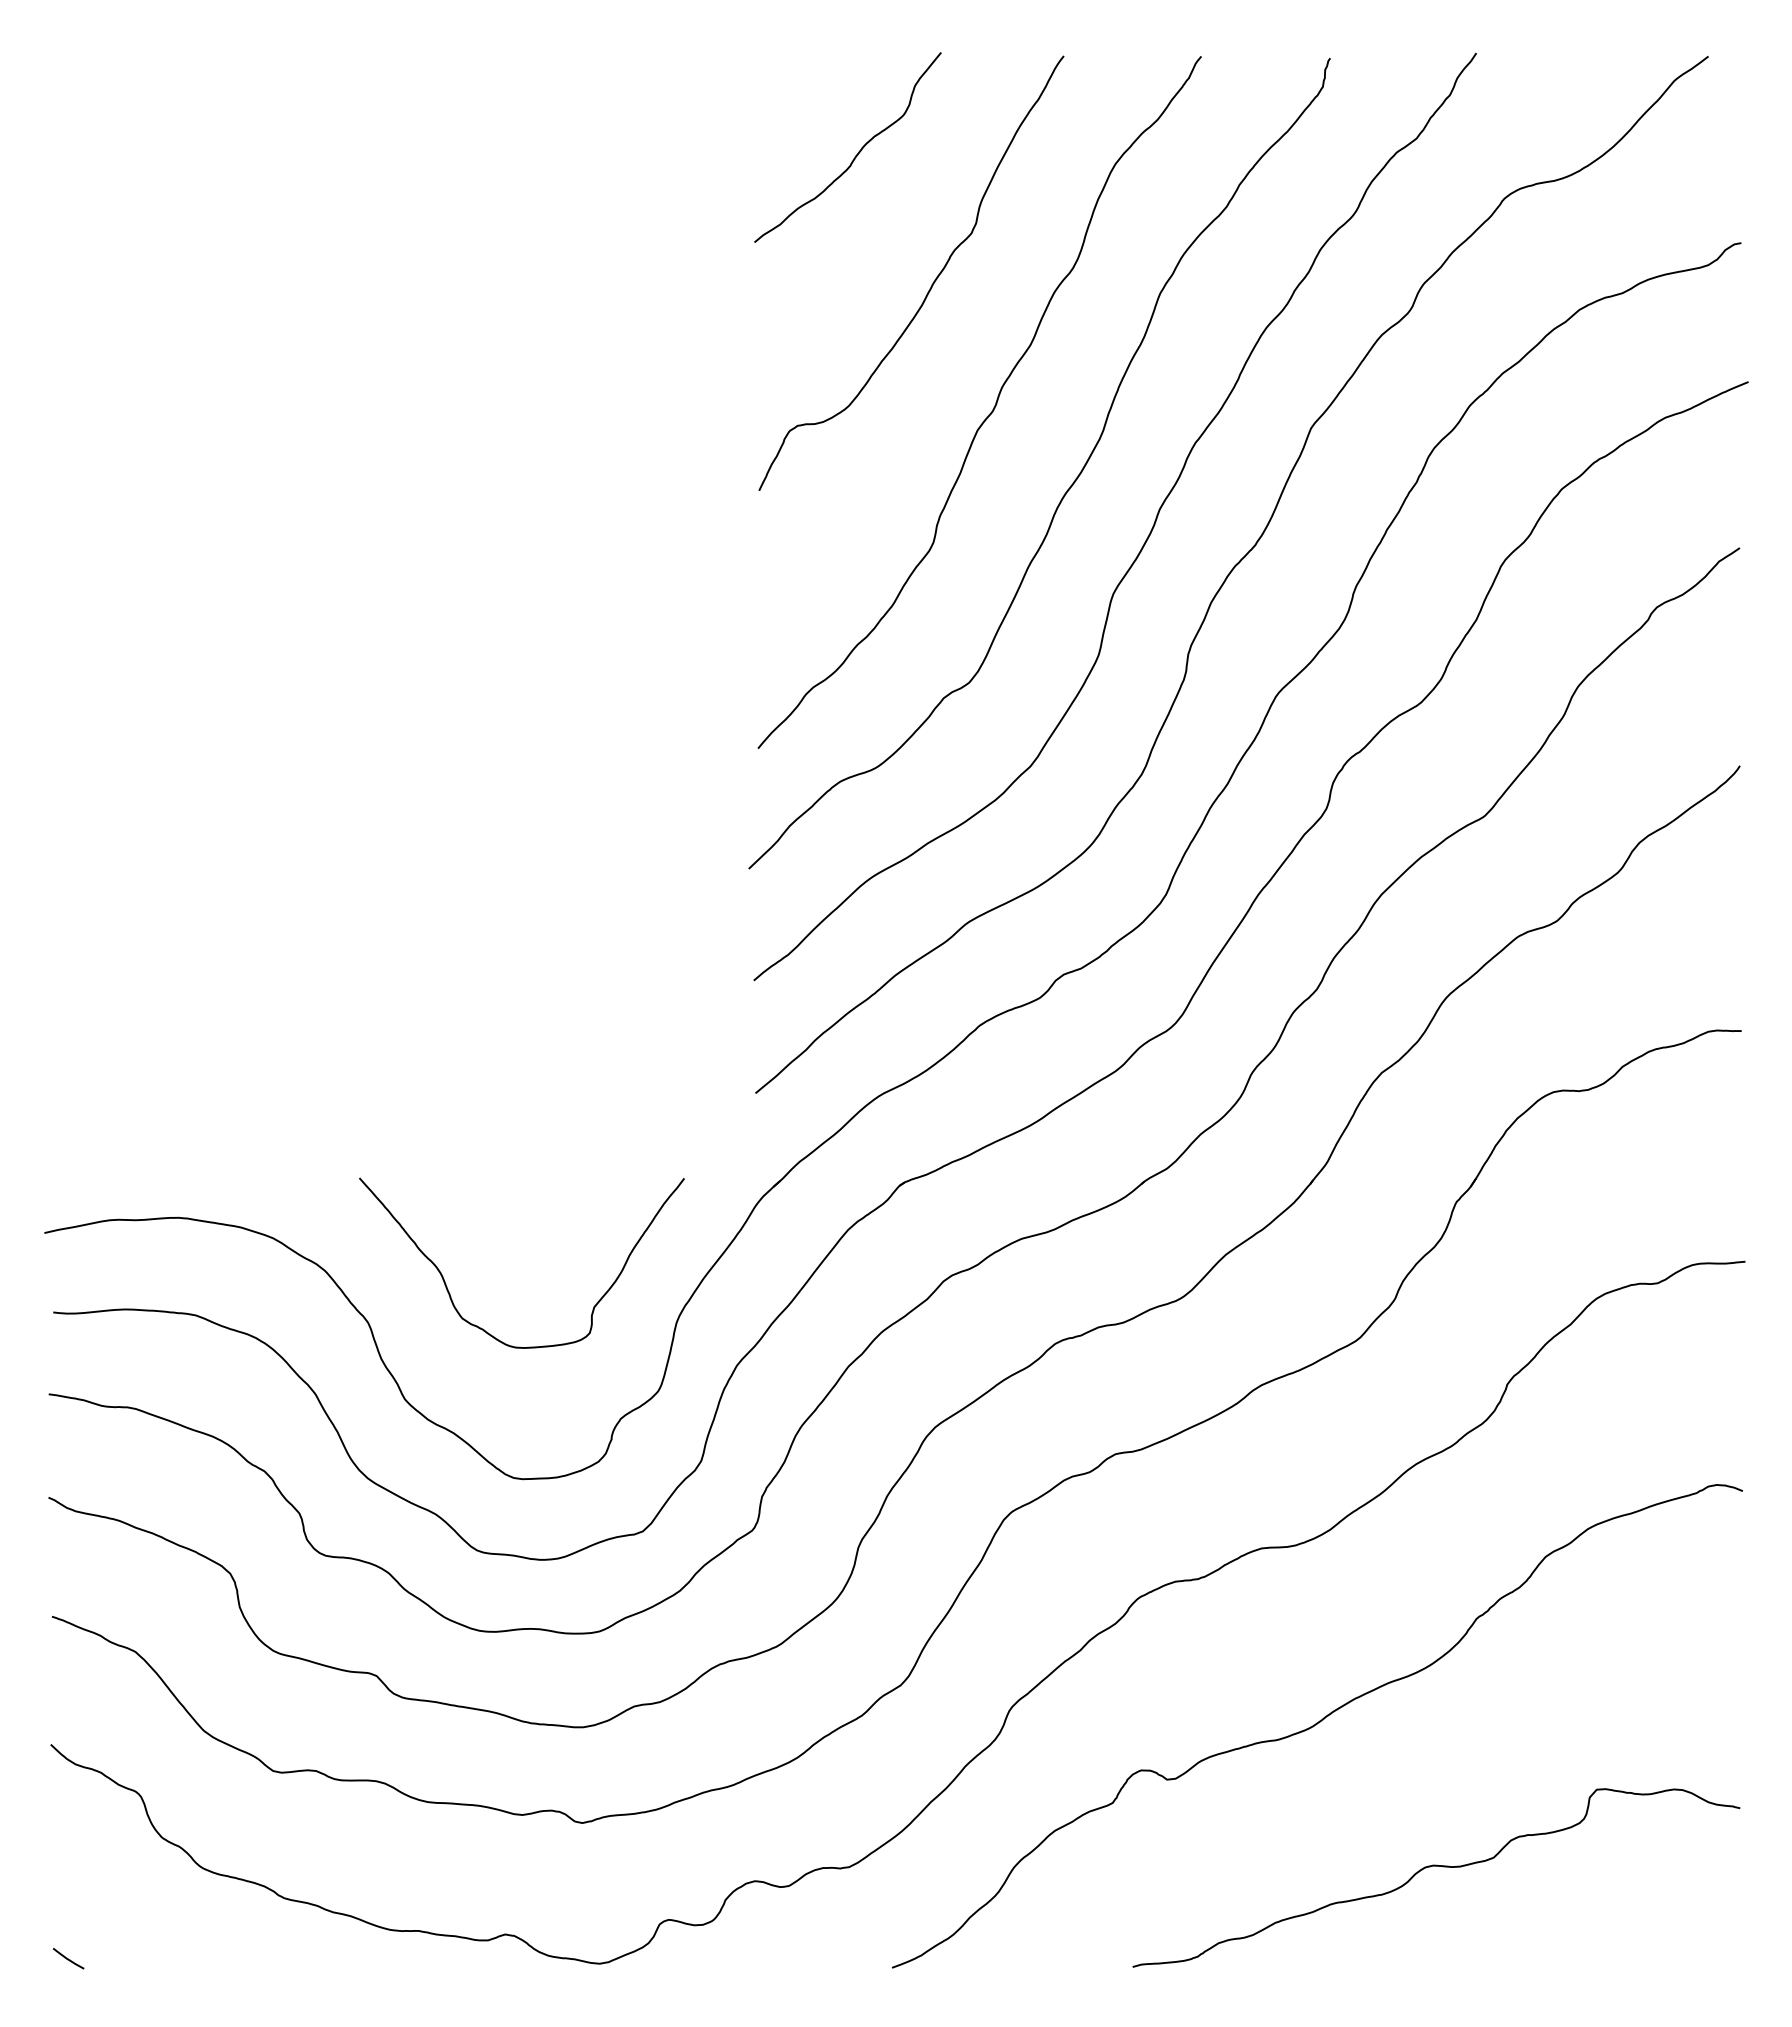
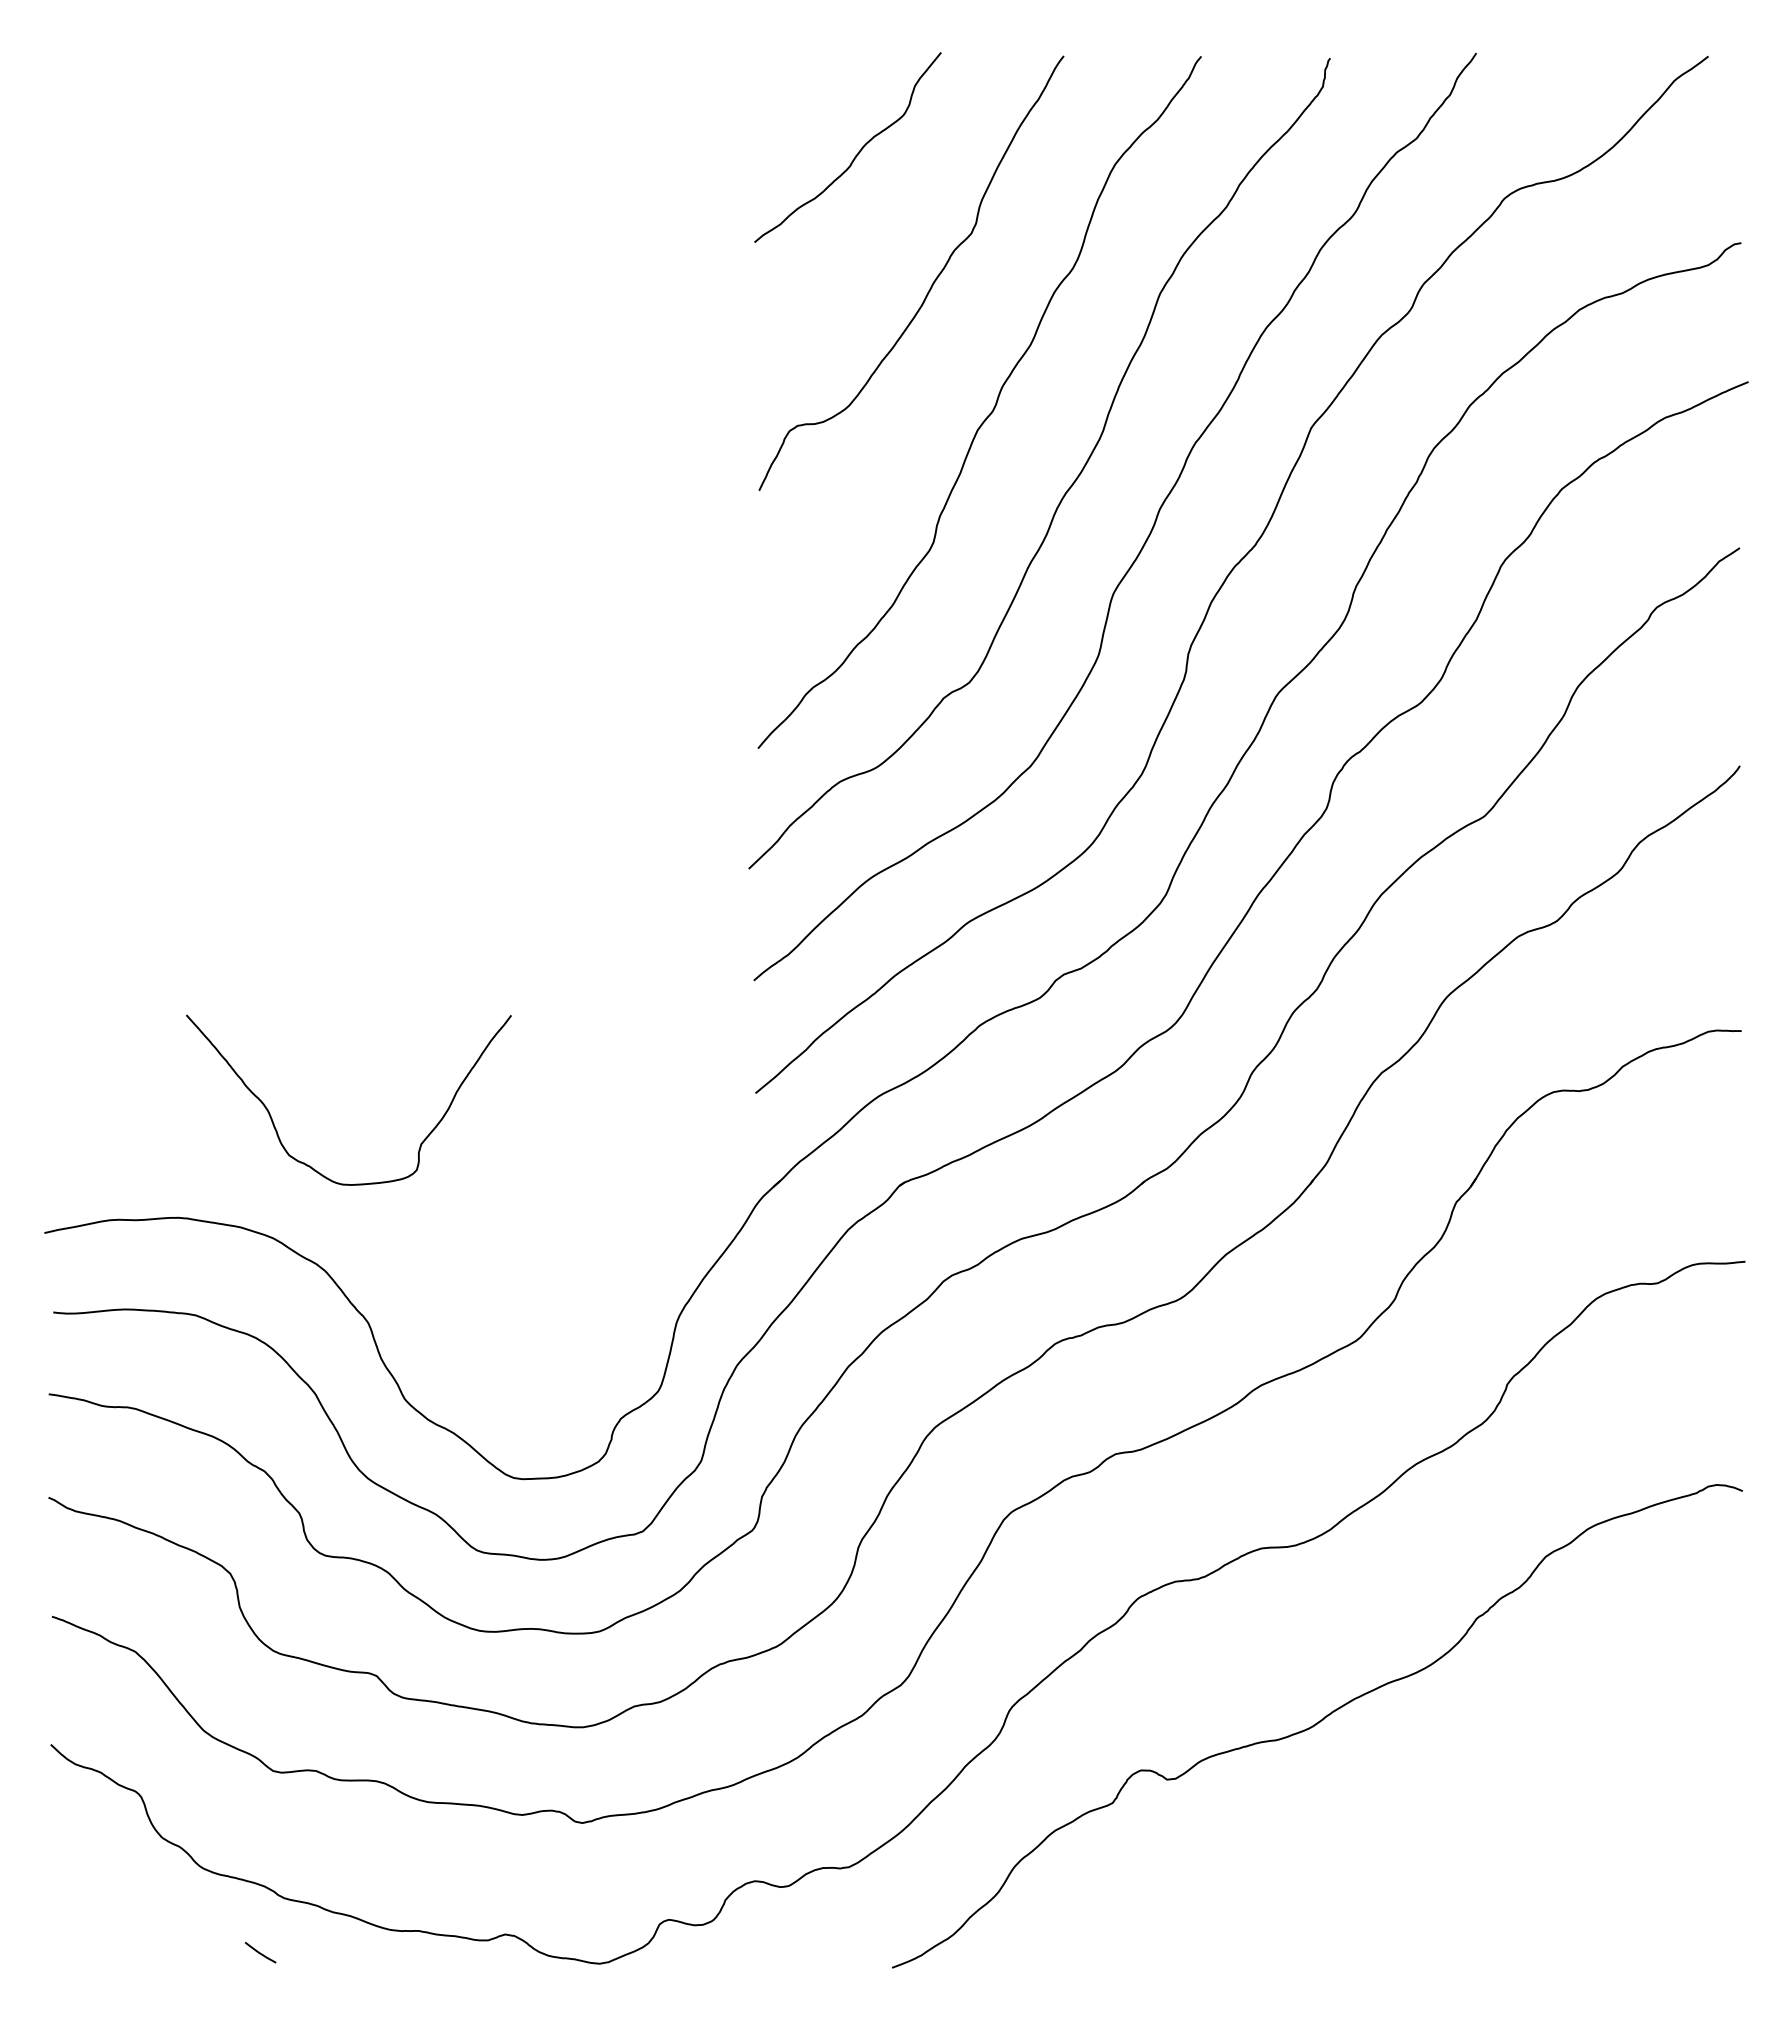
curve position: (483, 1328) -> (310, 1165) (310, 1165)
curve: present -> none (1436, 1866)
curve position: (68, 1958) -> (260, 1952) (260, 1952)
